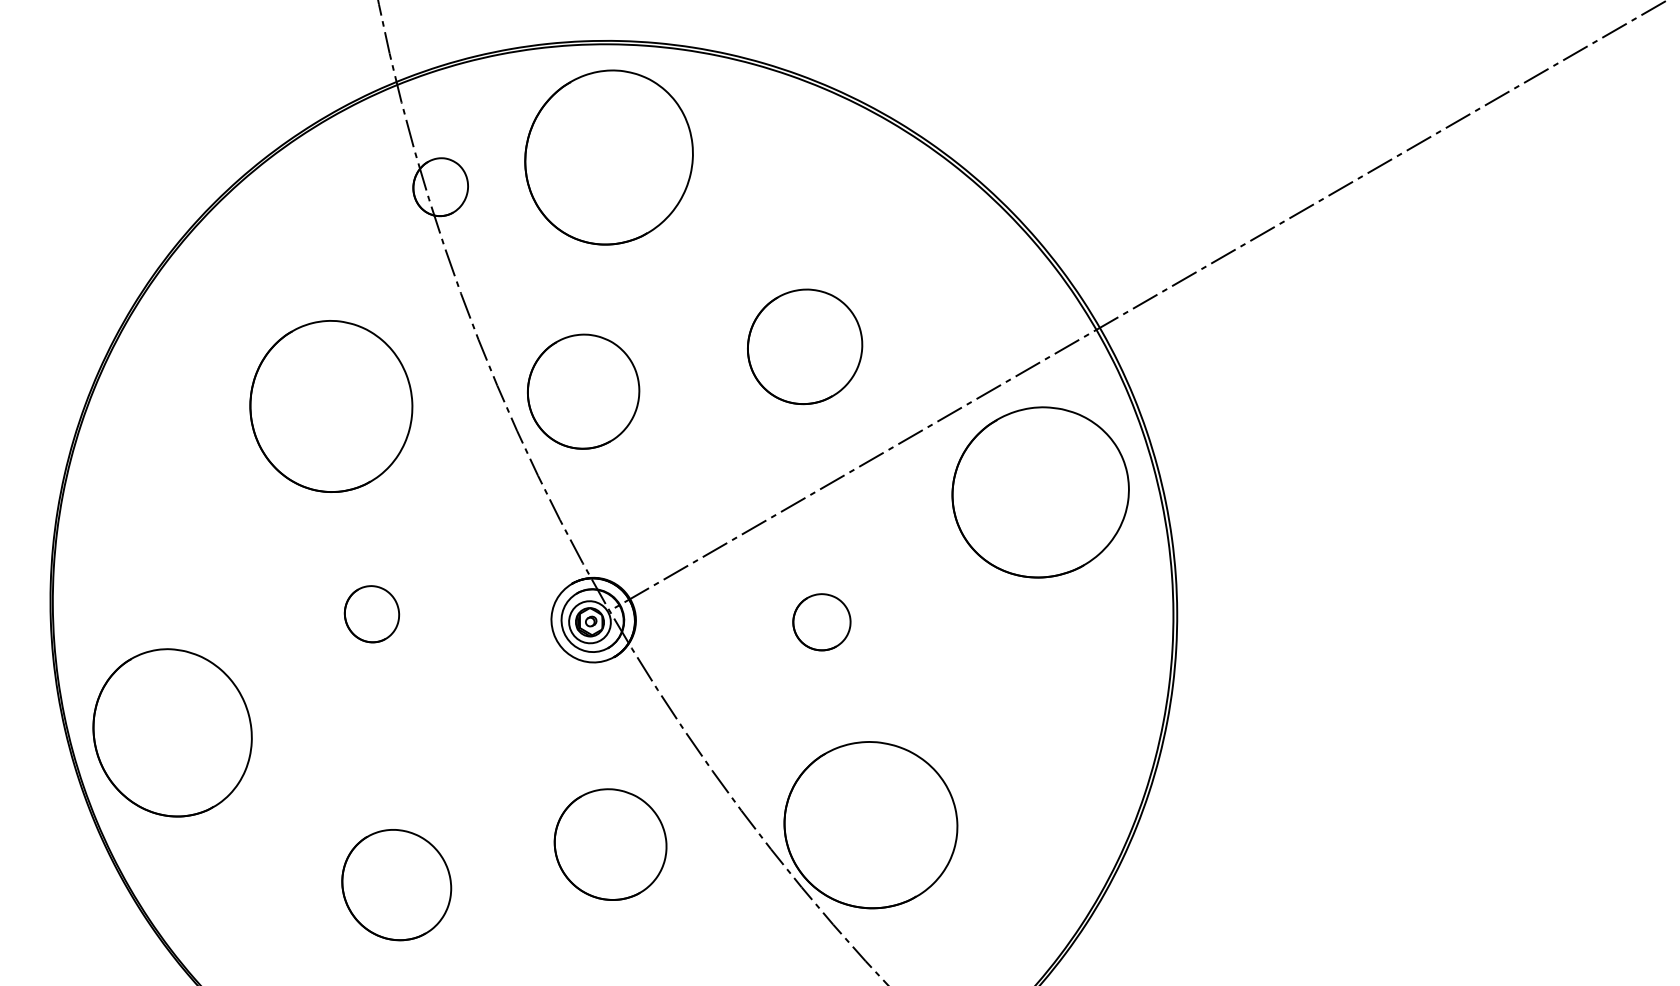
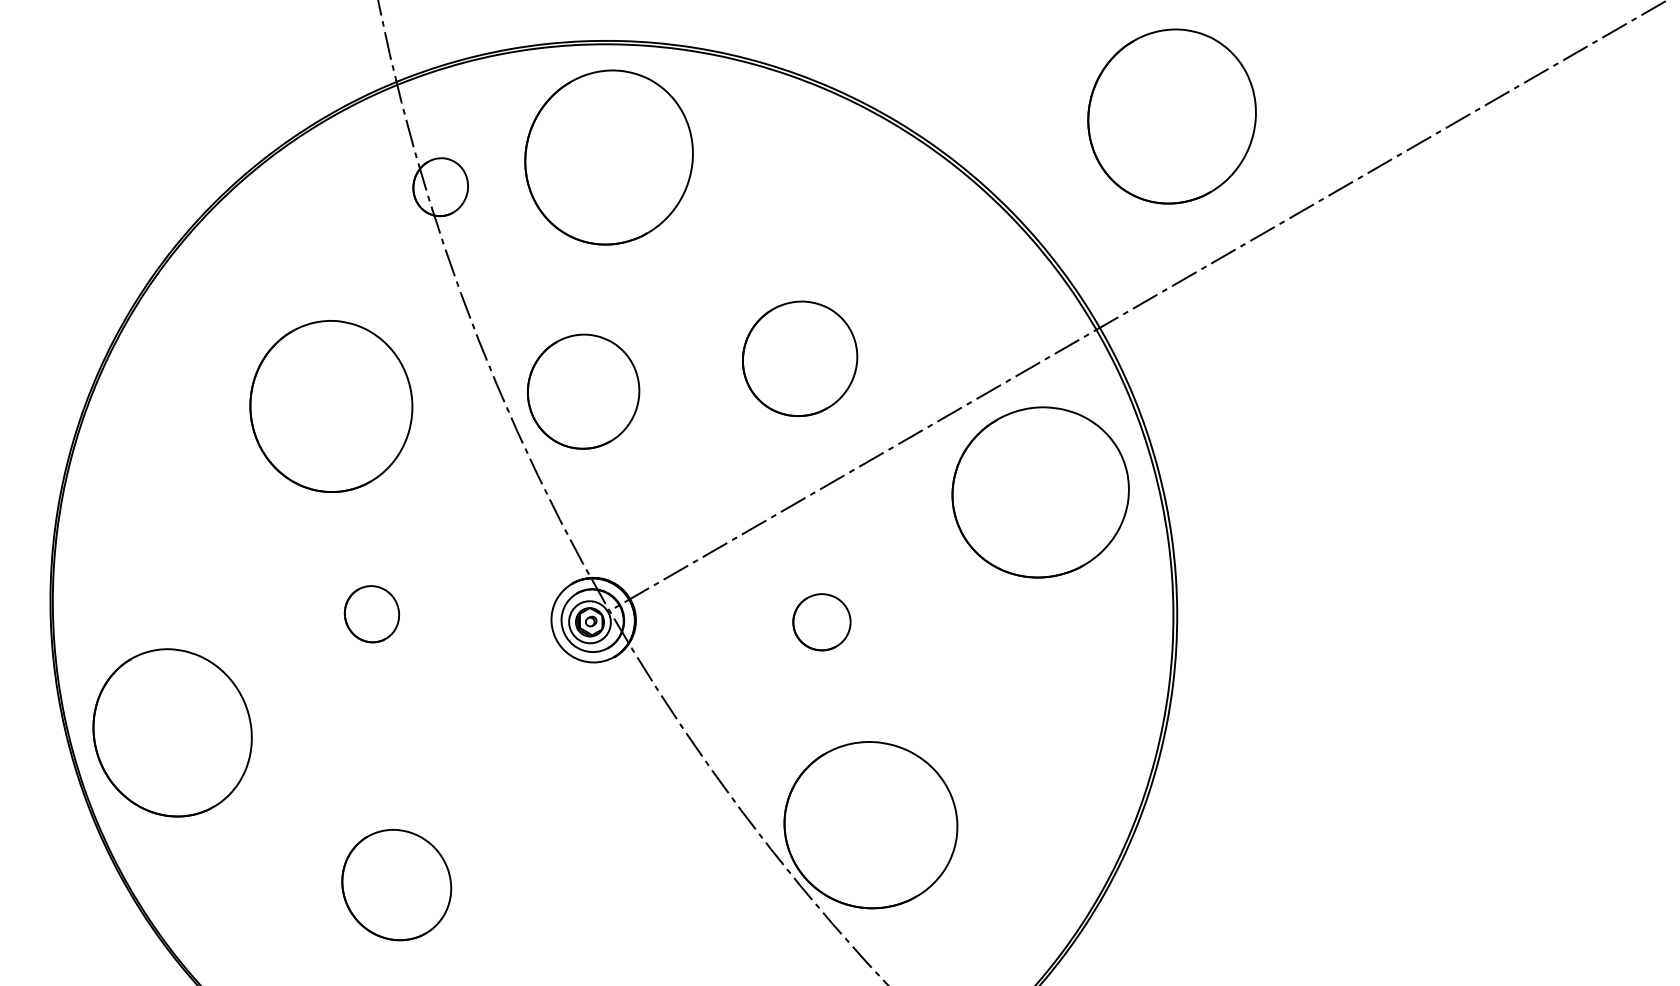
part: none -> present (1171, 116)
part position: (805, 346) -> (800, 358) (800, 358)
part: present -> none (610, 844)
